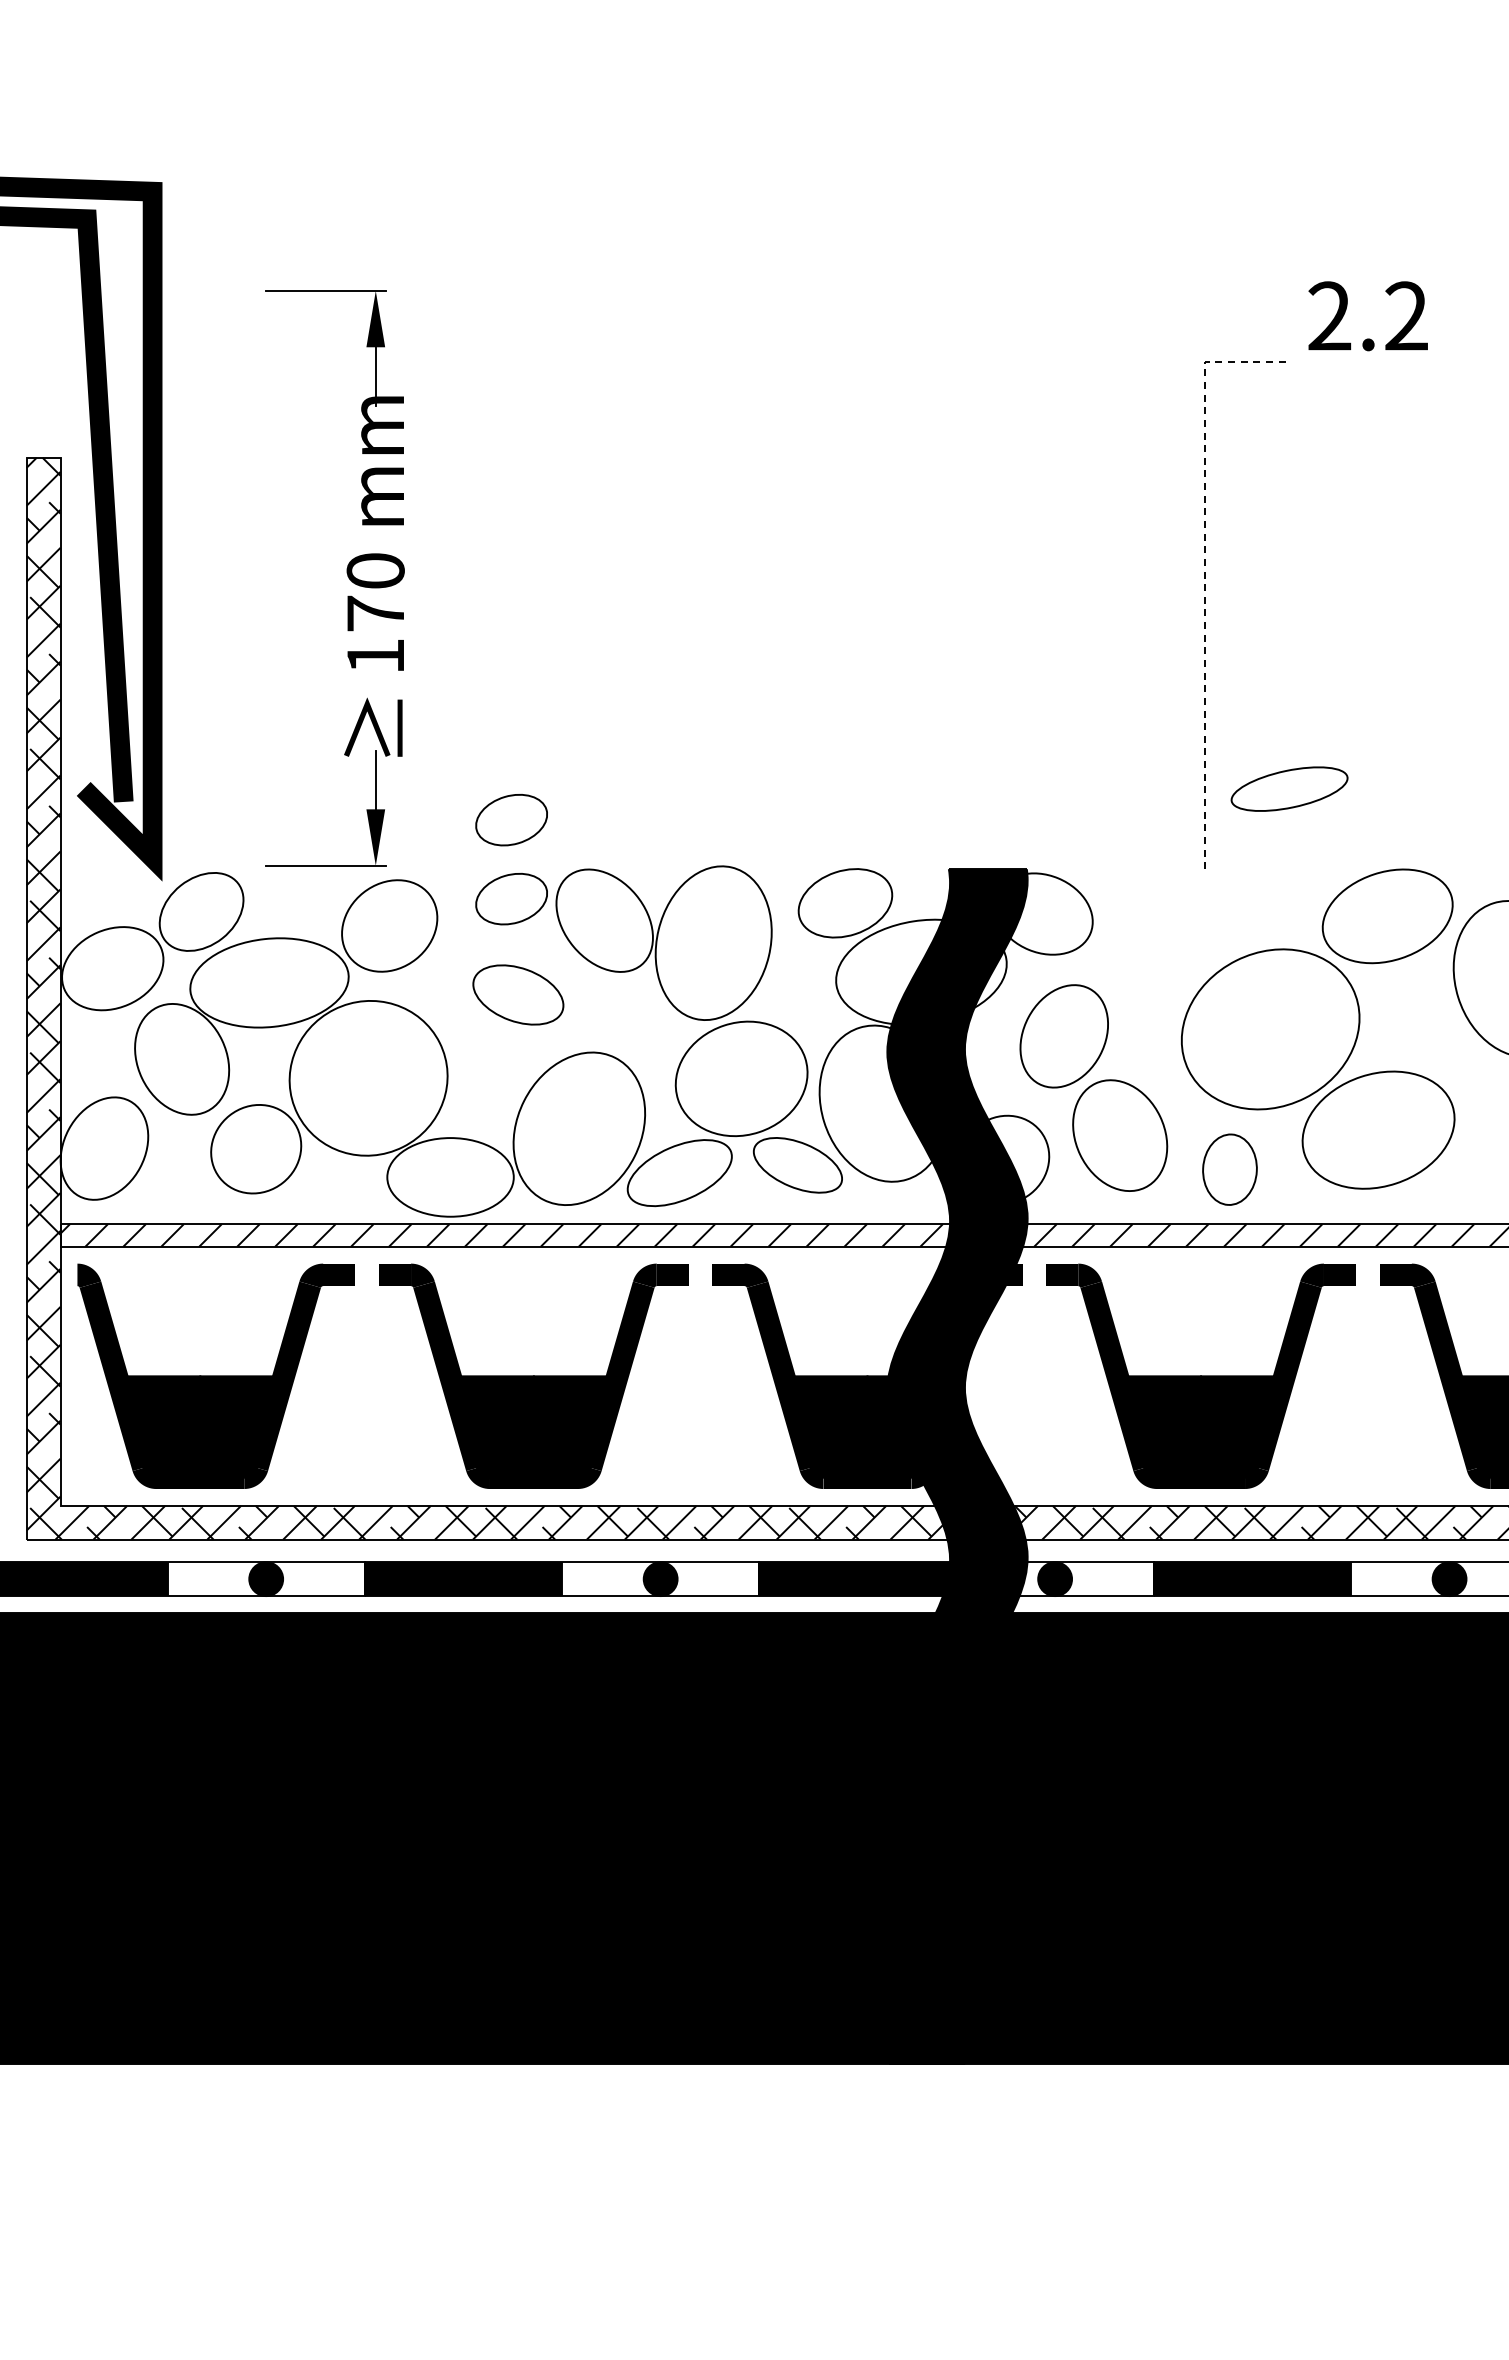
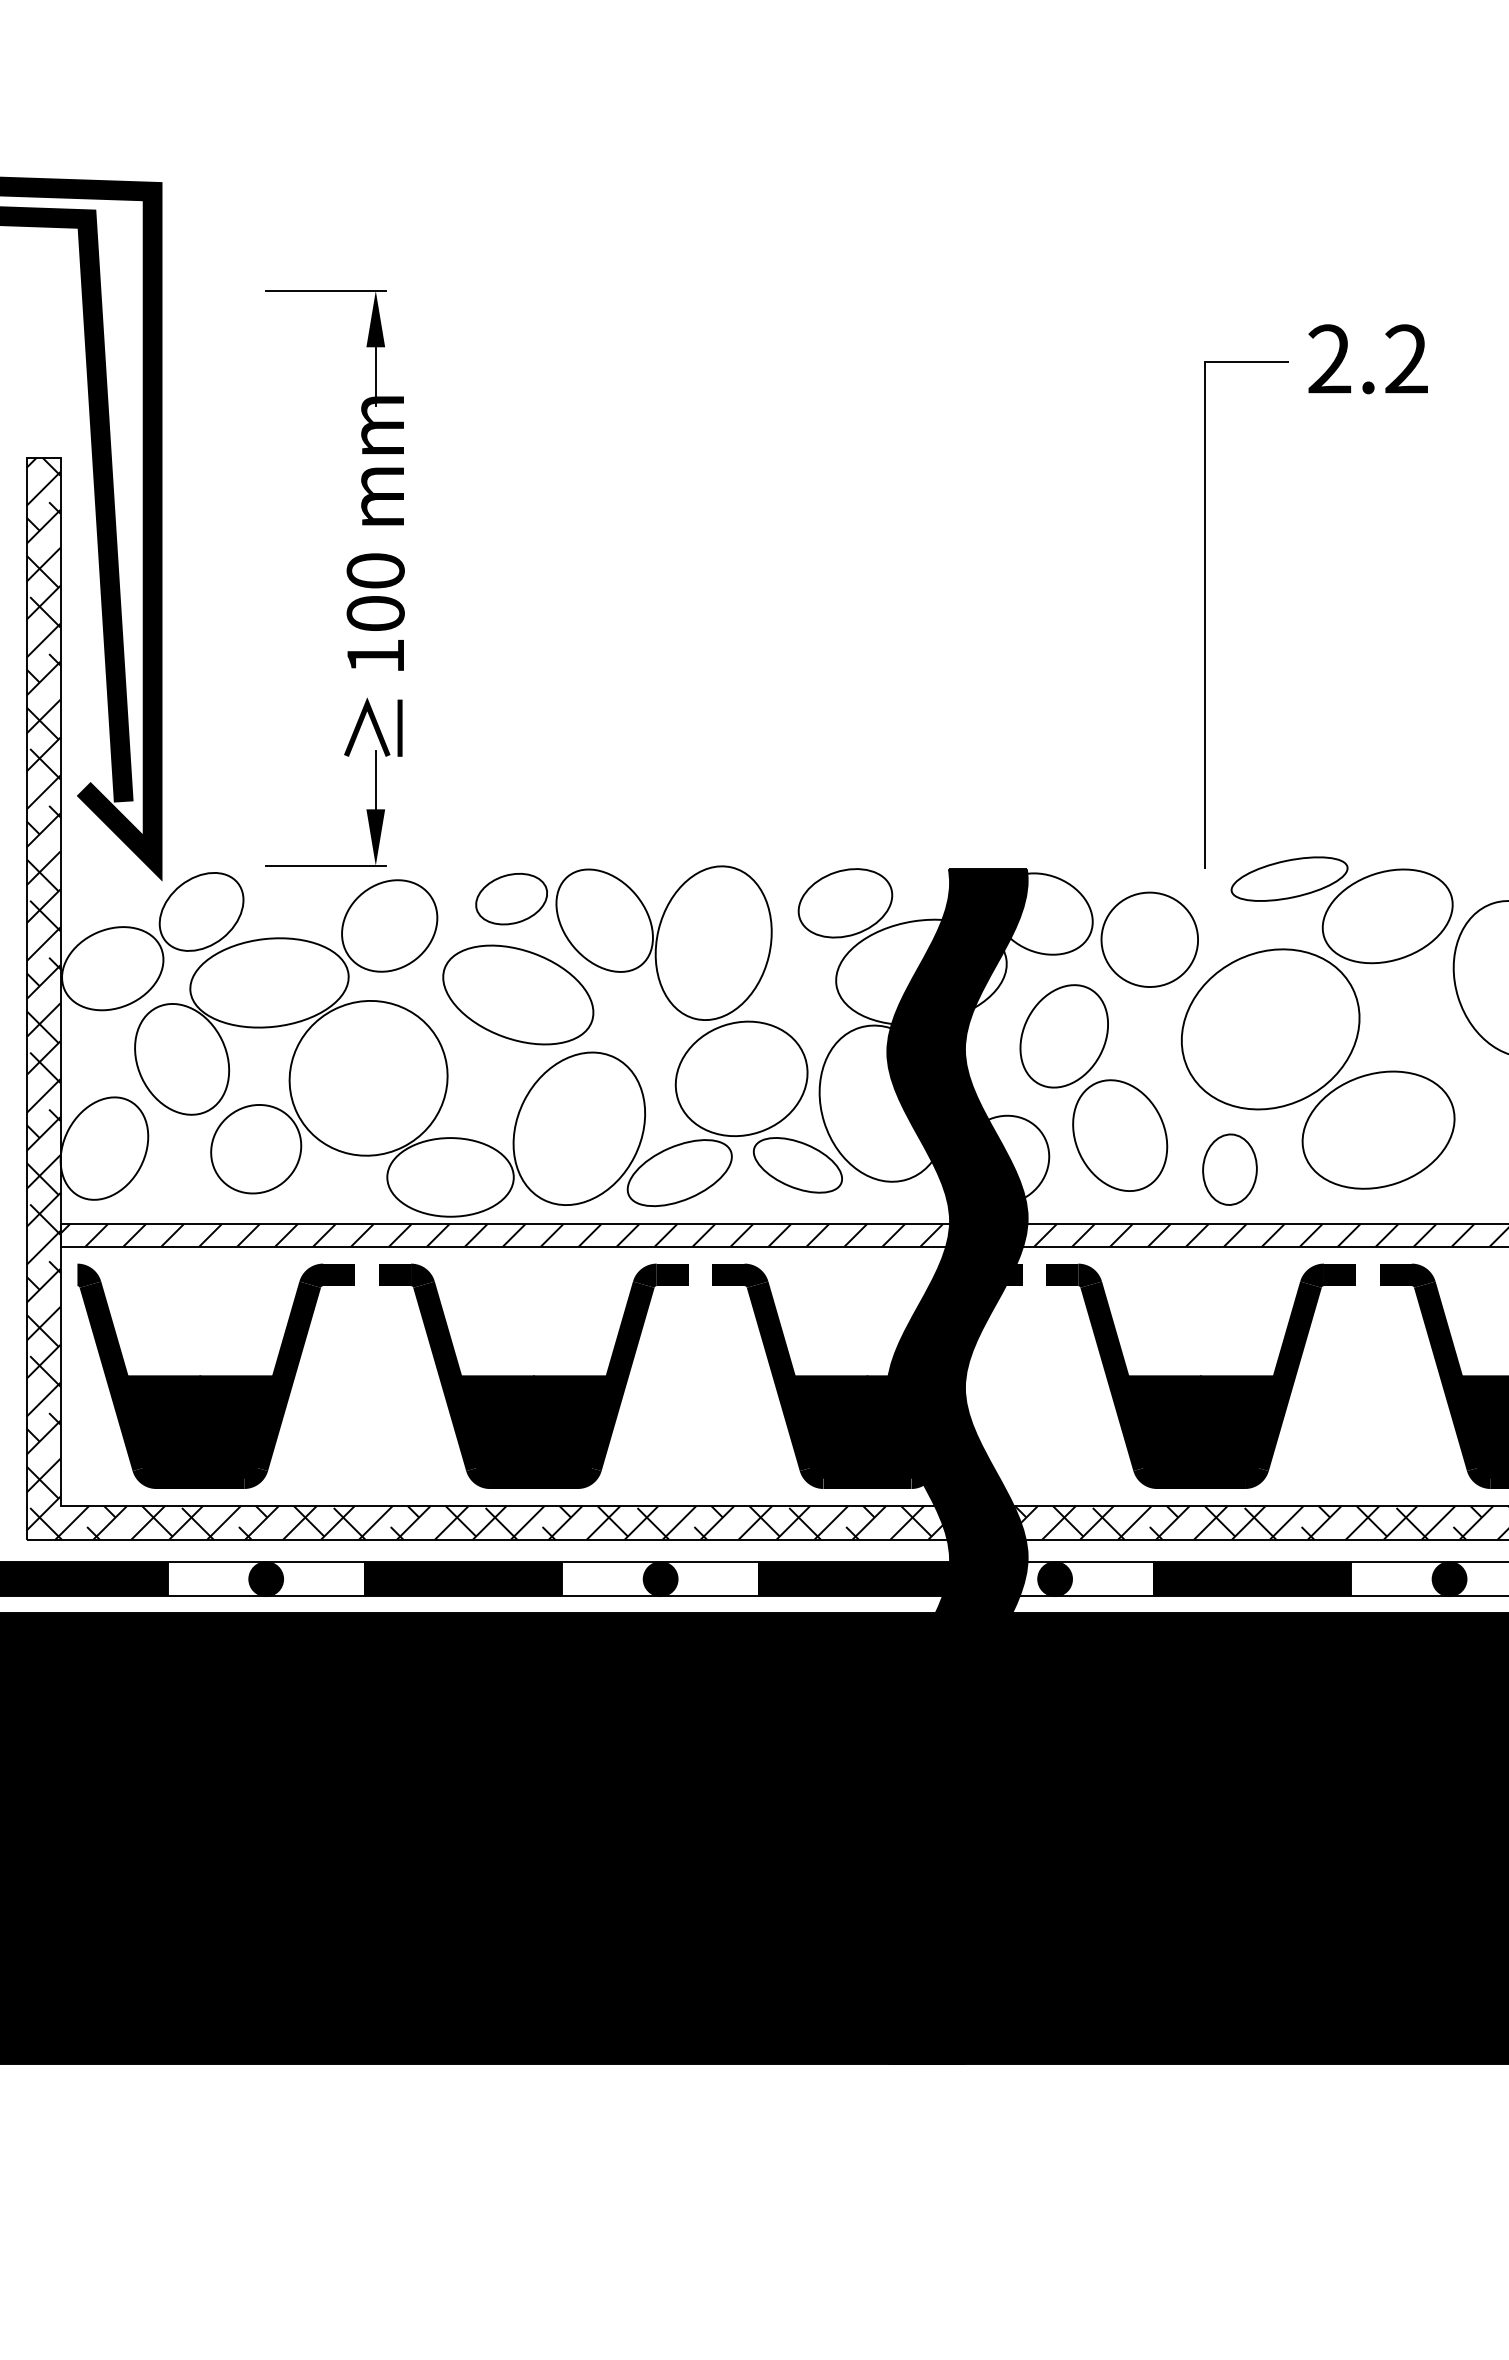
text position: (1367, 316) -> (1367, 359) (1367, 359)
line: dashed -> solid (1204, 572)
text: 170 -> 100 (375, 613)
part position: (1289, 788) -> (1289, 878) (1289, 878)
part: present -> none (511, 820)
part: none -> present (1149, 939)
part size: 93x62 px -> 153x102 px (518, 994)
